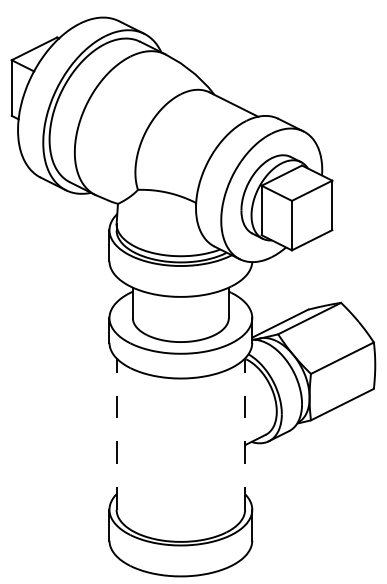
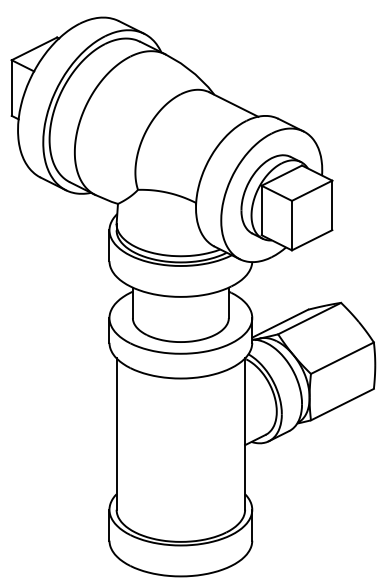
line: dashed -> solid (116, 434)
line: dashed -> solid (245, 434)
